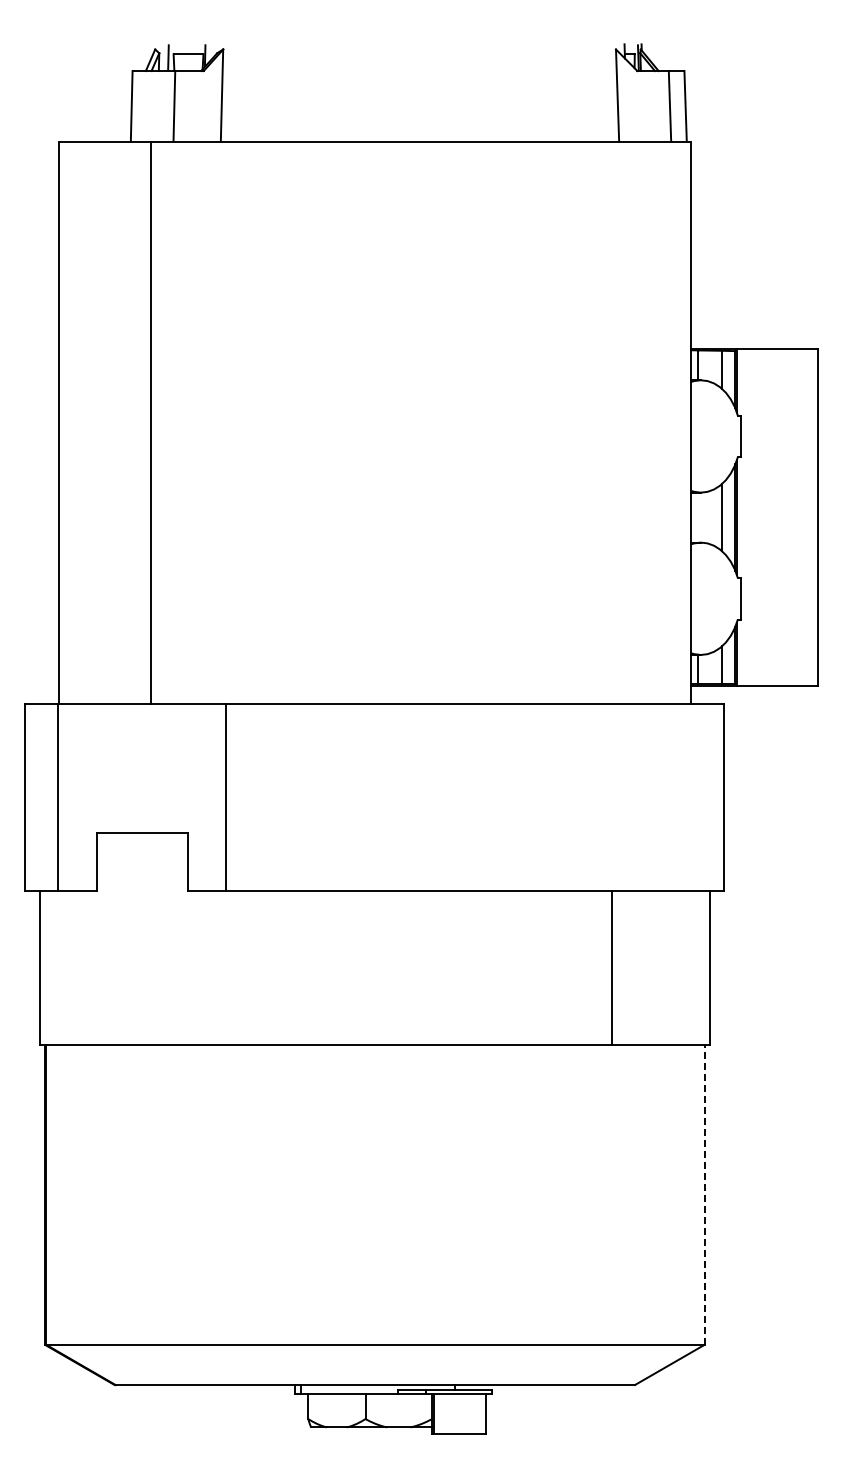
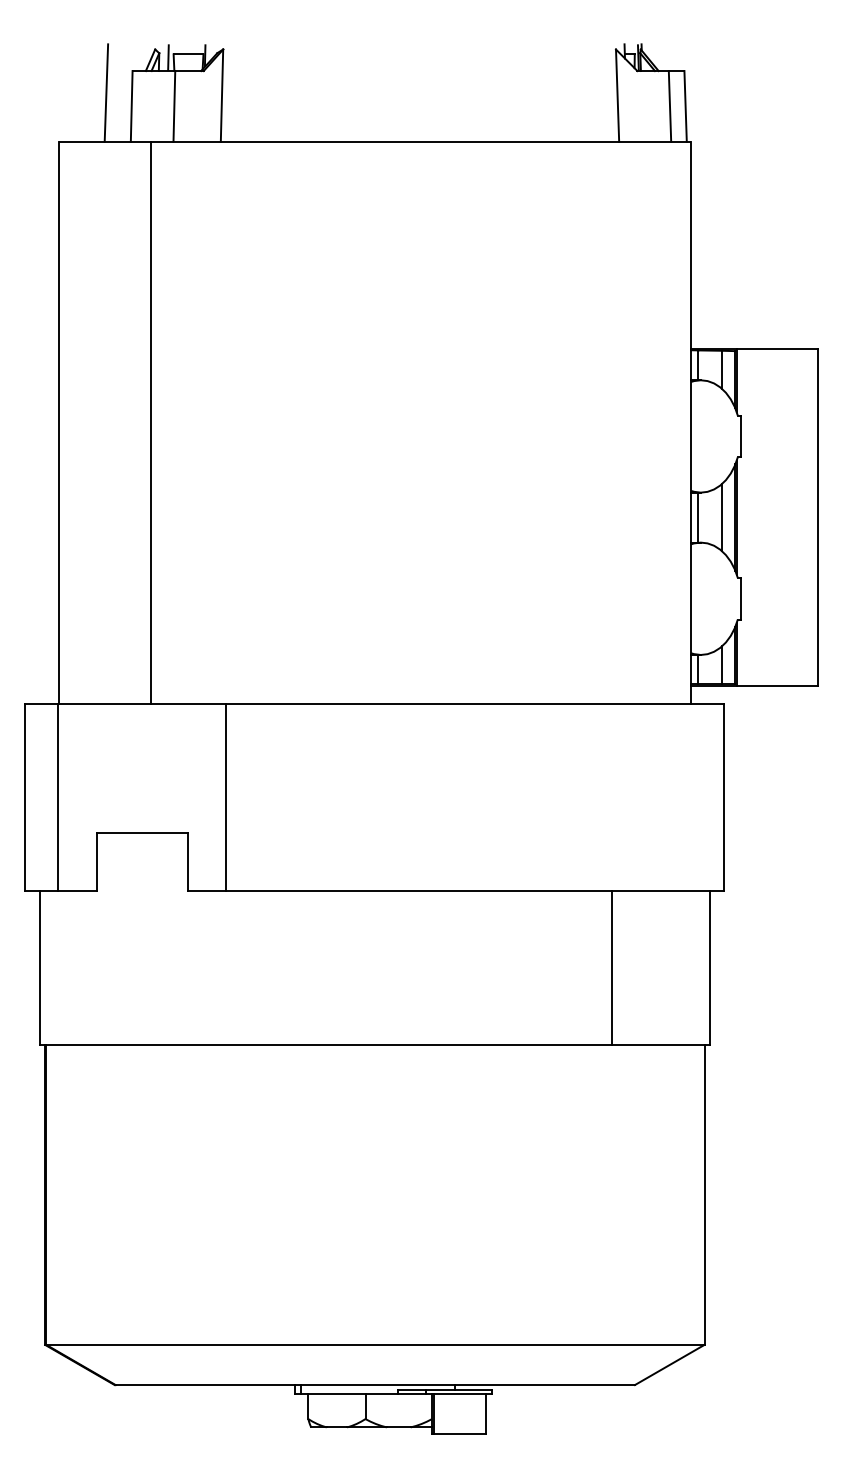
line: none -> present (106, 92)
line: none -> present (698, 517)
line: dashed -> solid (704, 1194)
